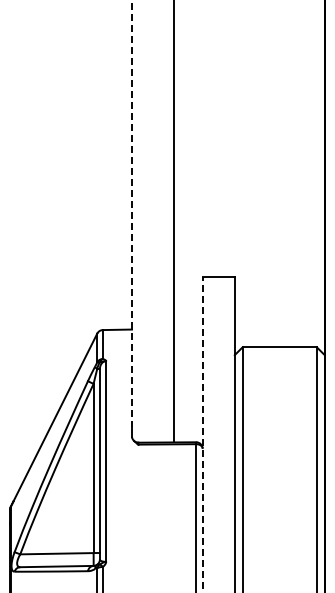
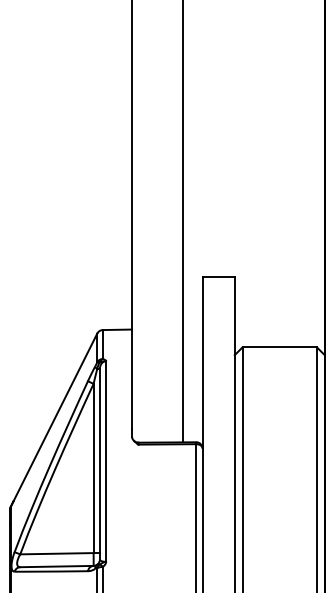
line: dashed -> solid (132, 214)
line position: (174, 222) -> (183, 222) (183, 222)
line: dashed -> solid (202, 434)
